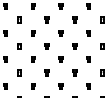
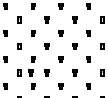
part: none -> present (30, 72)
